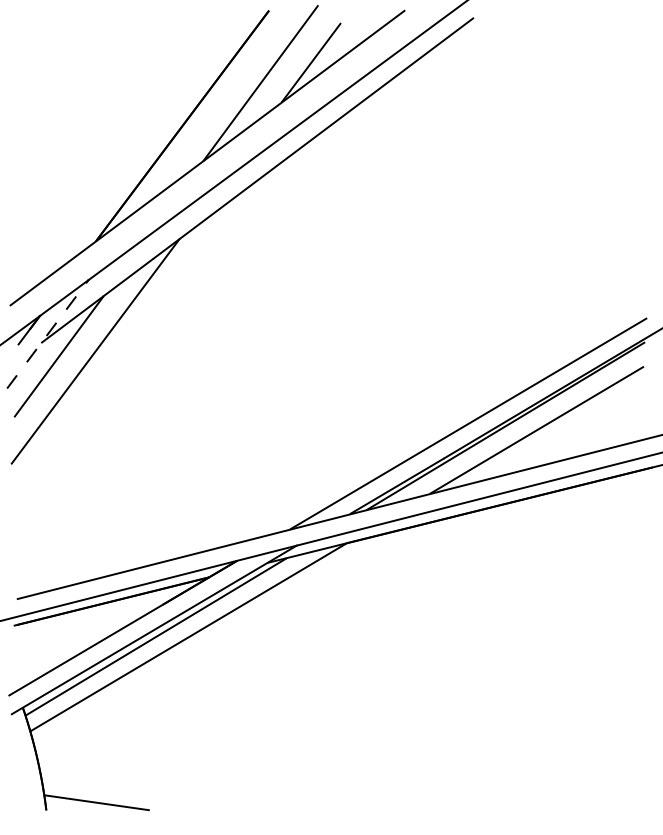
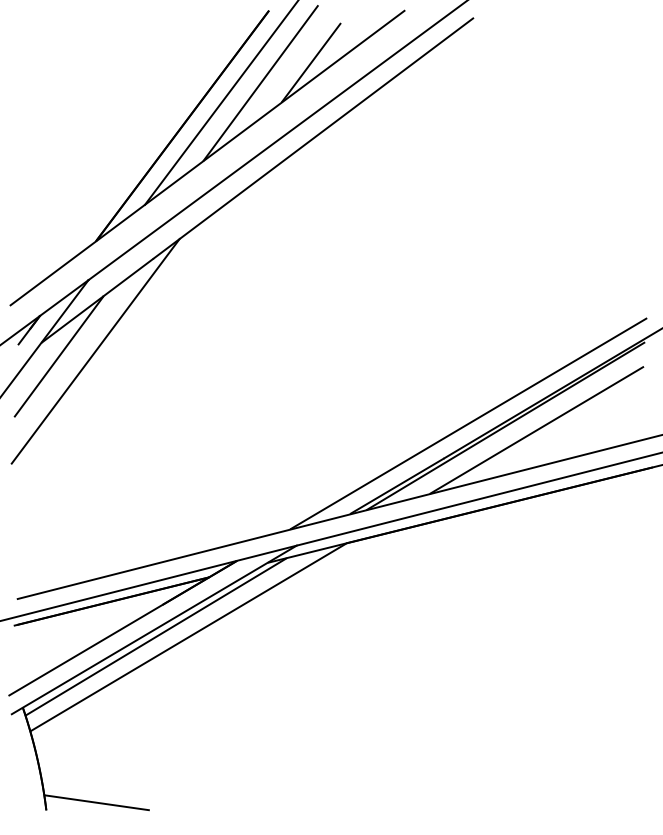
line: none -> present (220, 103)
line: dashed -> solid (44, 338)
